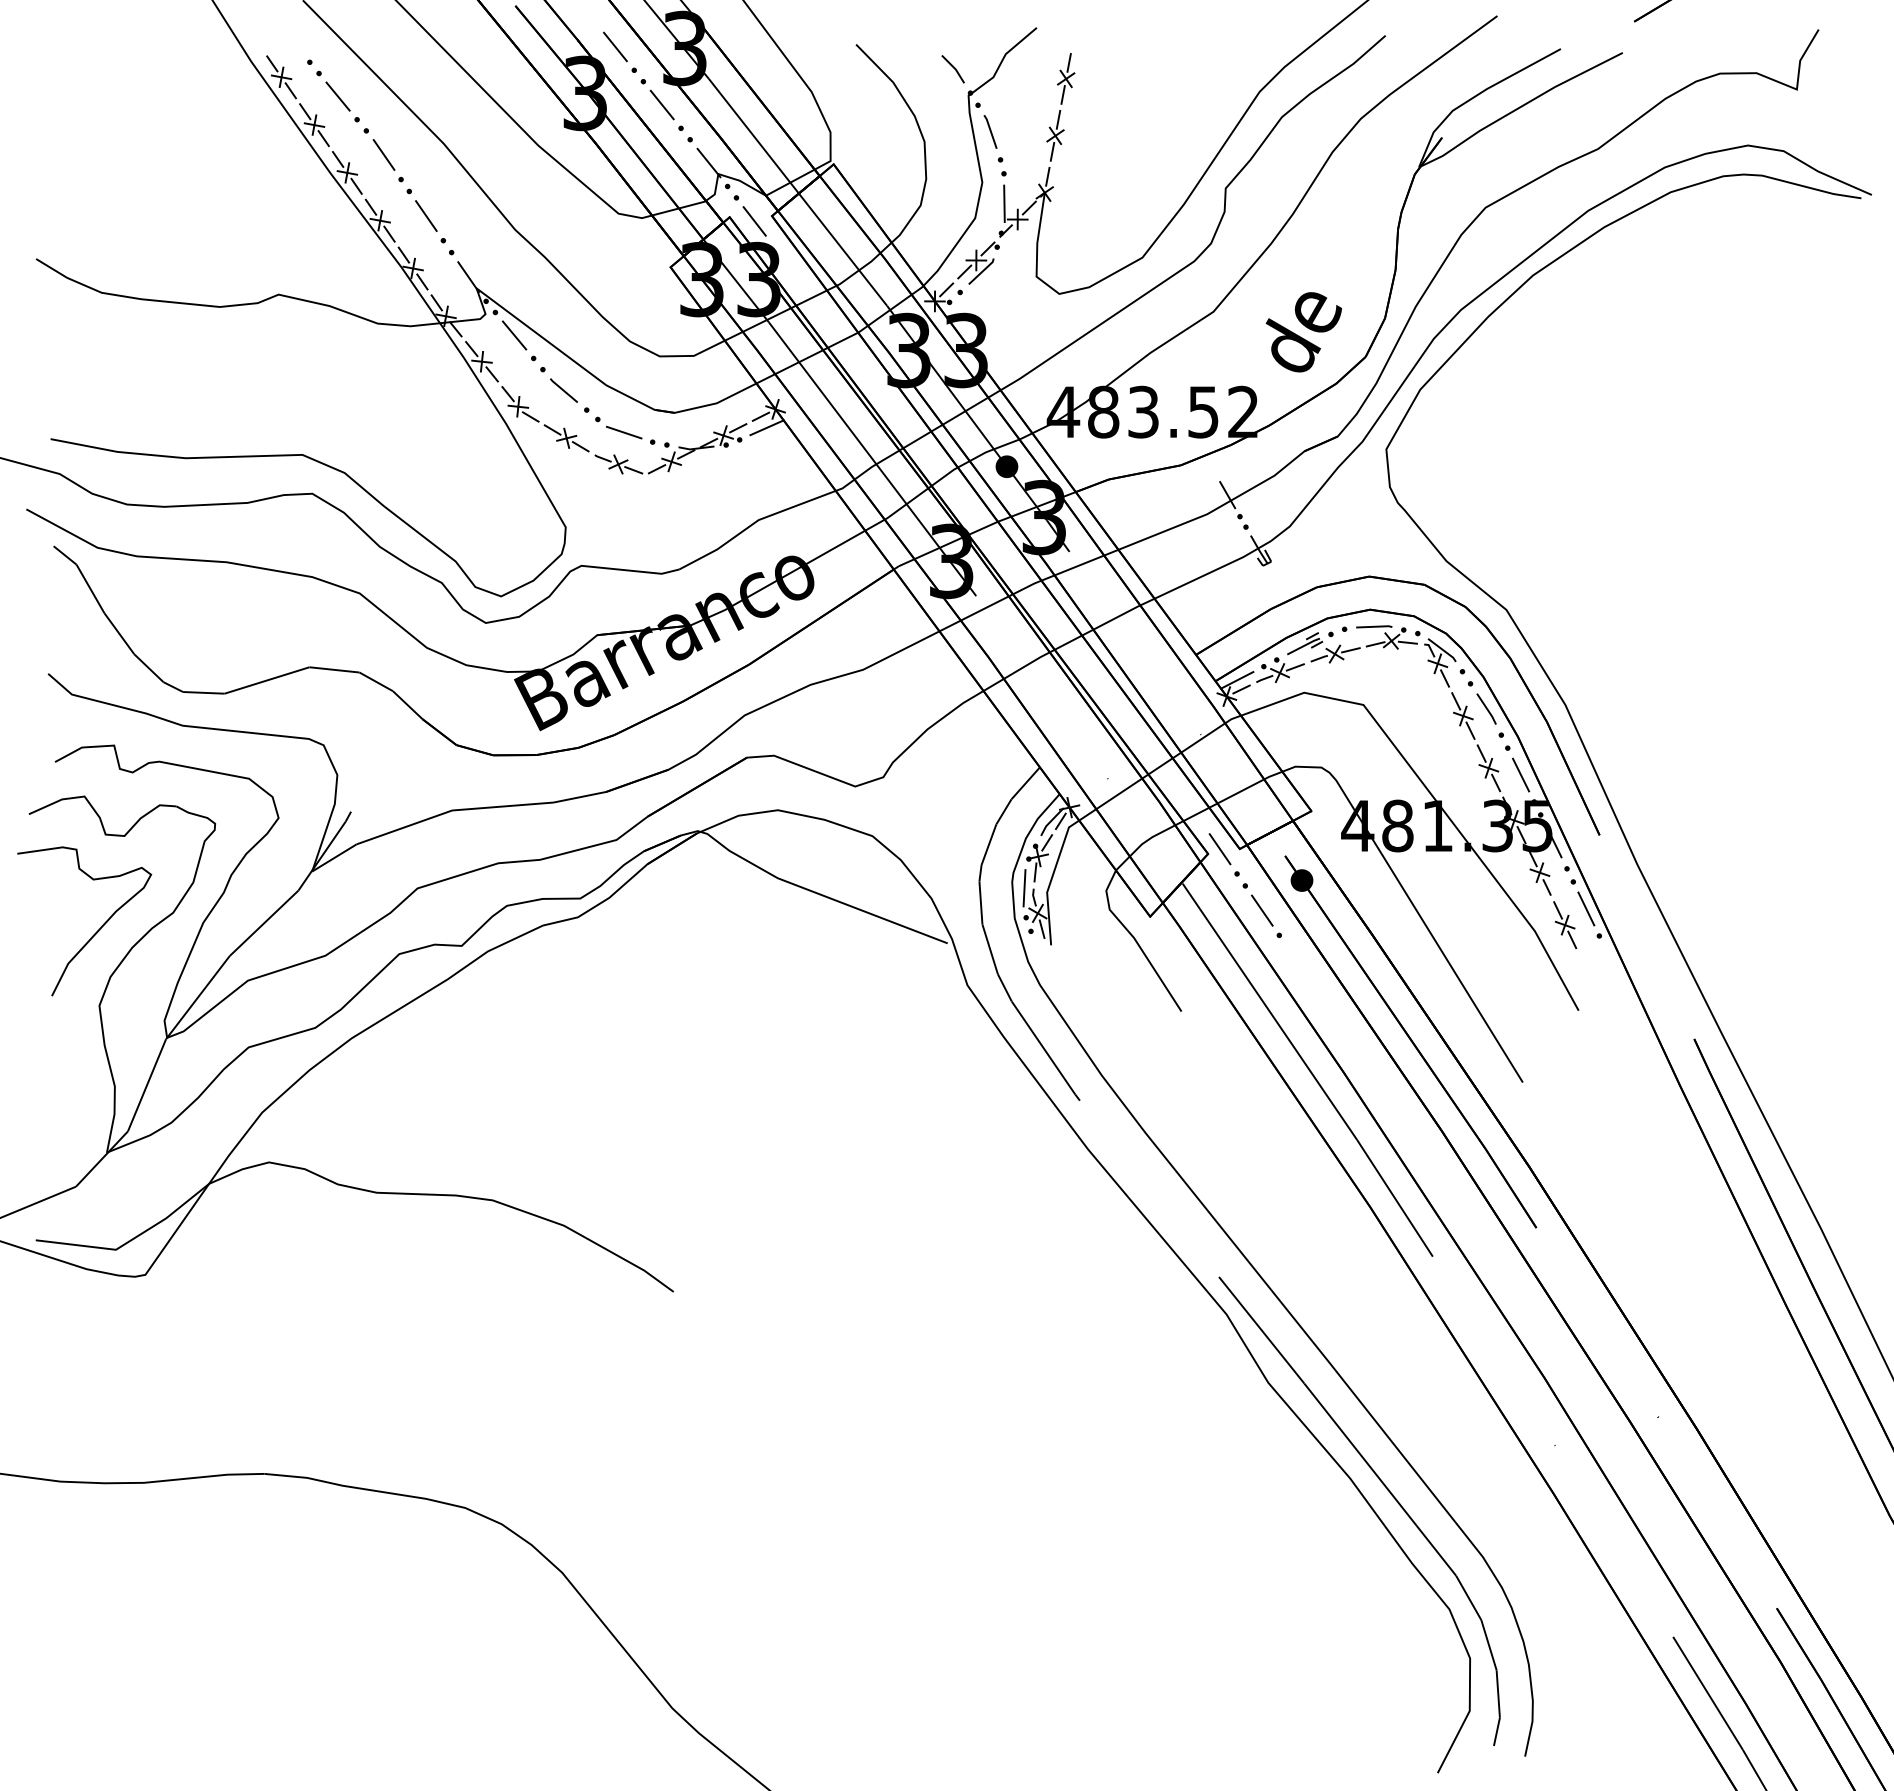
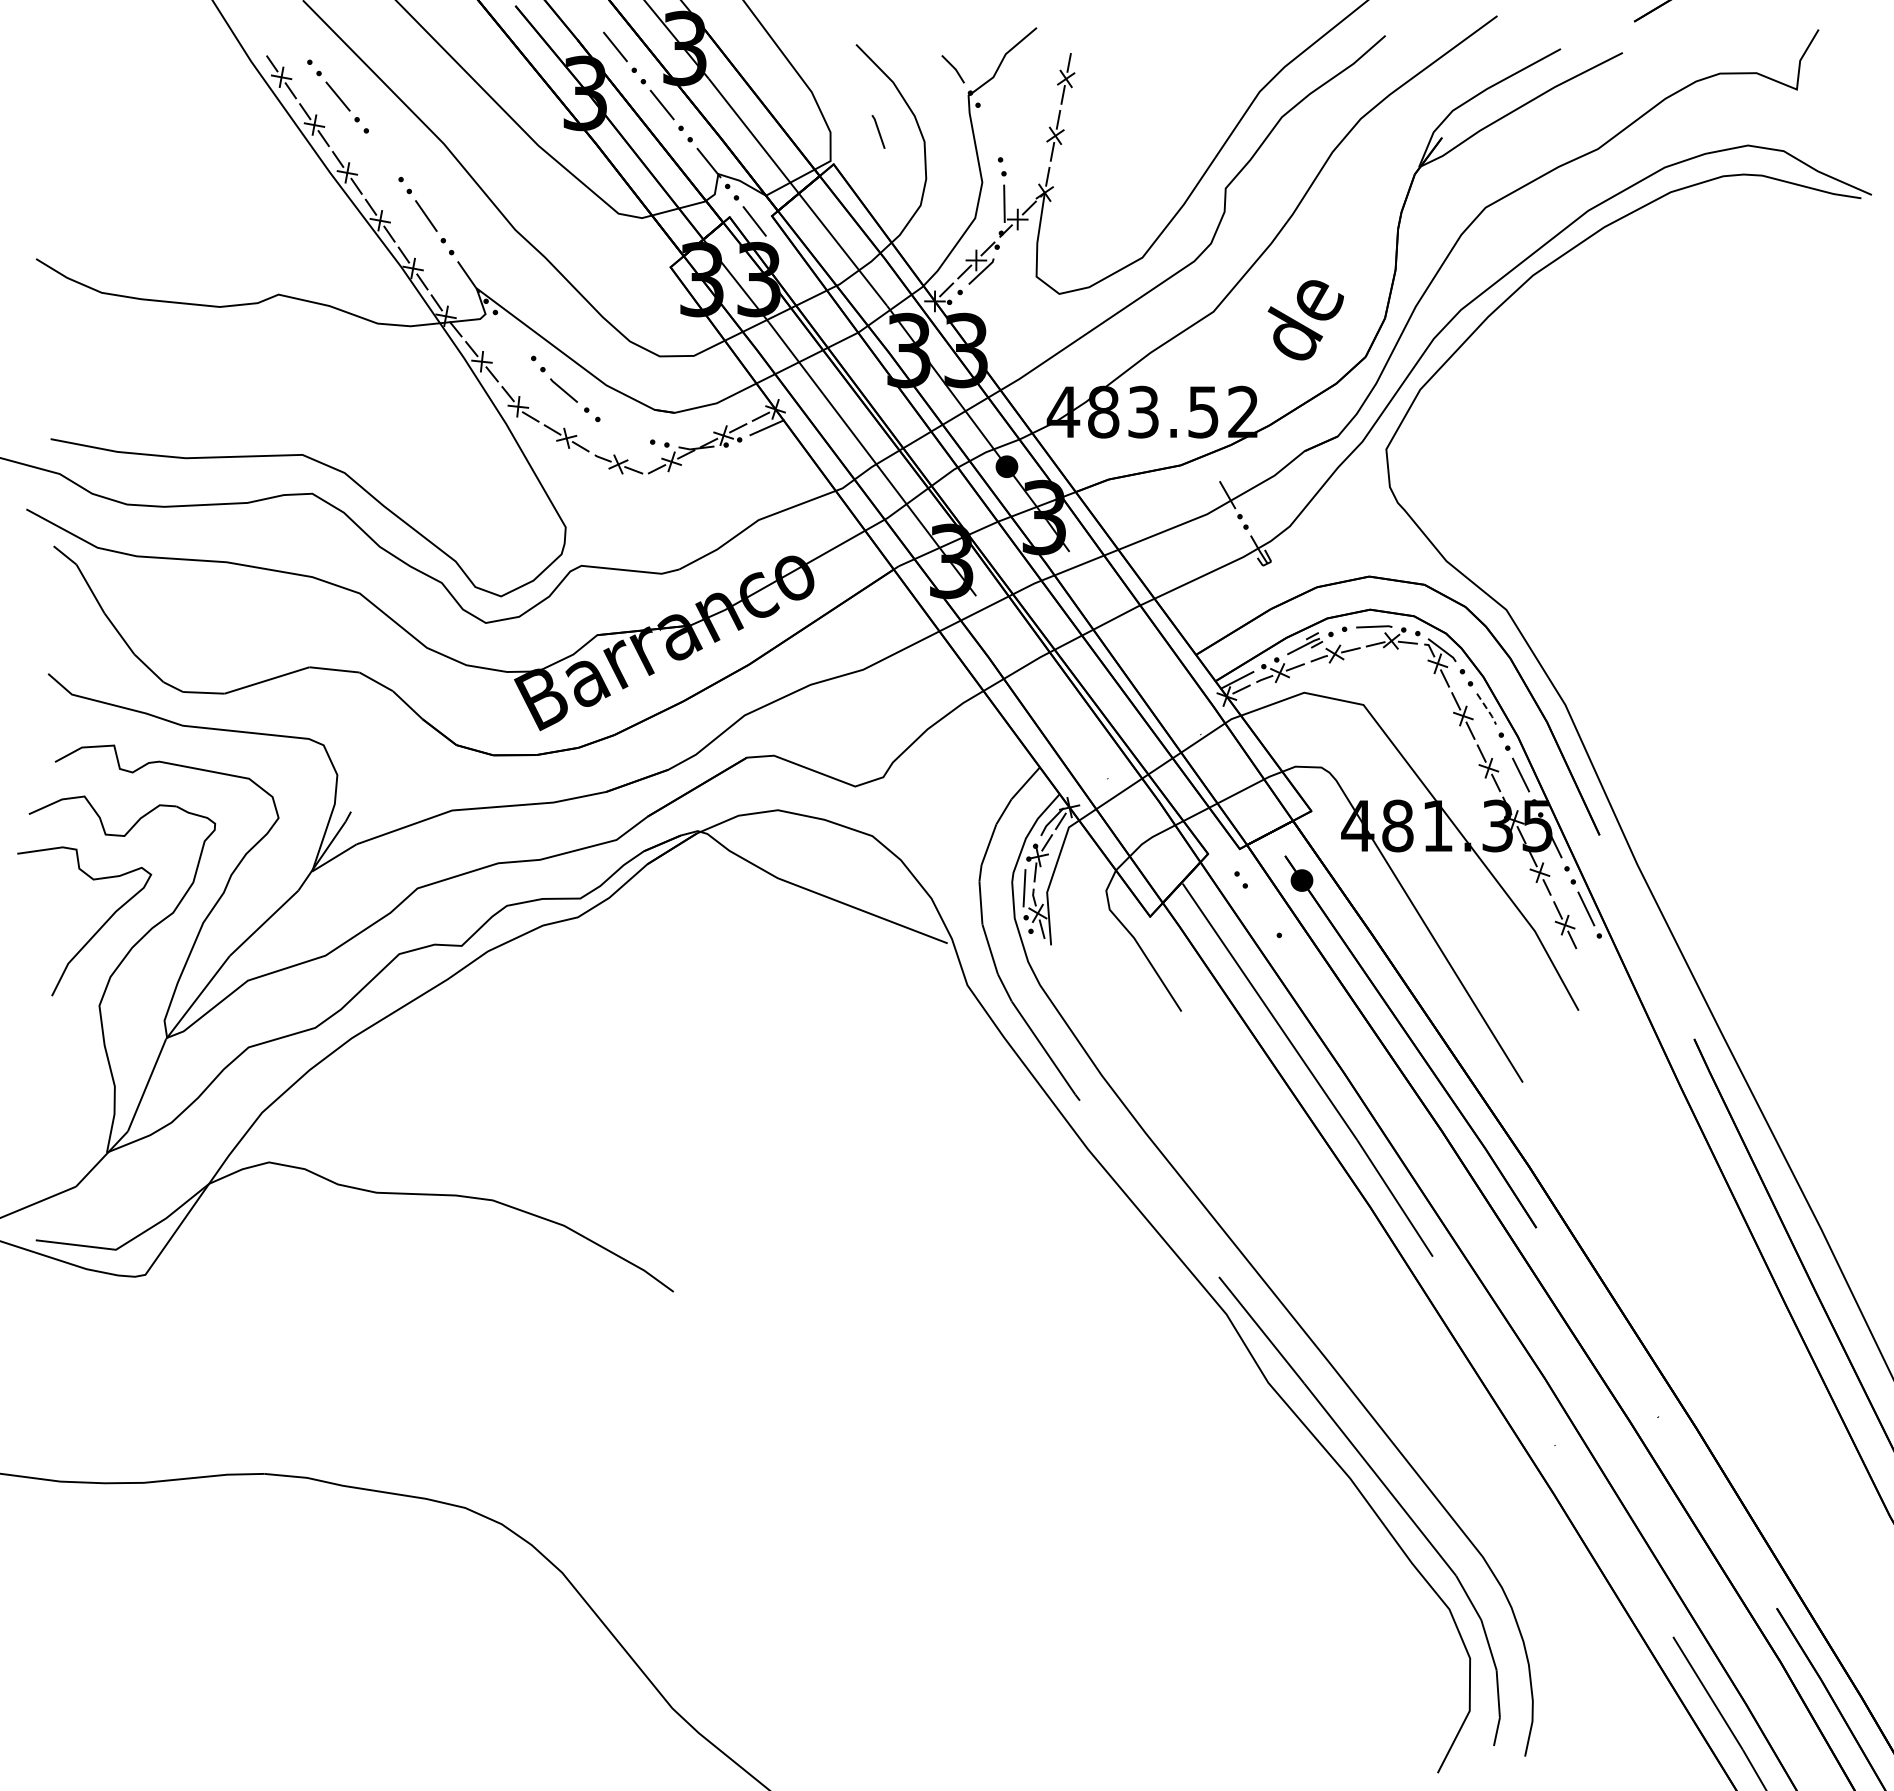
line position: (990, 131) -> (878, 131) (878, 131)
line: present -> none (383, 154)
text position: (1303, 332) -> (1305, 320) (1305, 320)
line: present -> none (514, 335)
line: present -> none (623, 432)
line: solid -> dashed (1487, 709)
line: present -> none (1219, 849)
line: present -> none (1262, 910)
